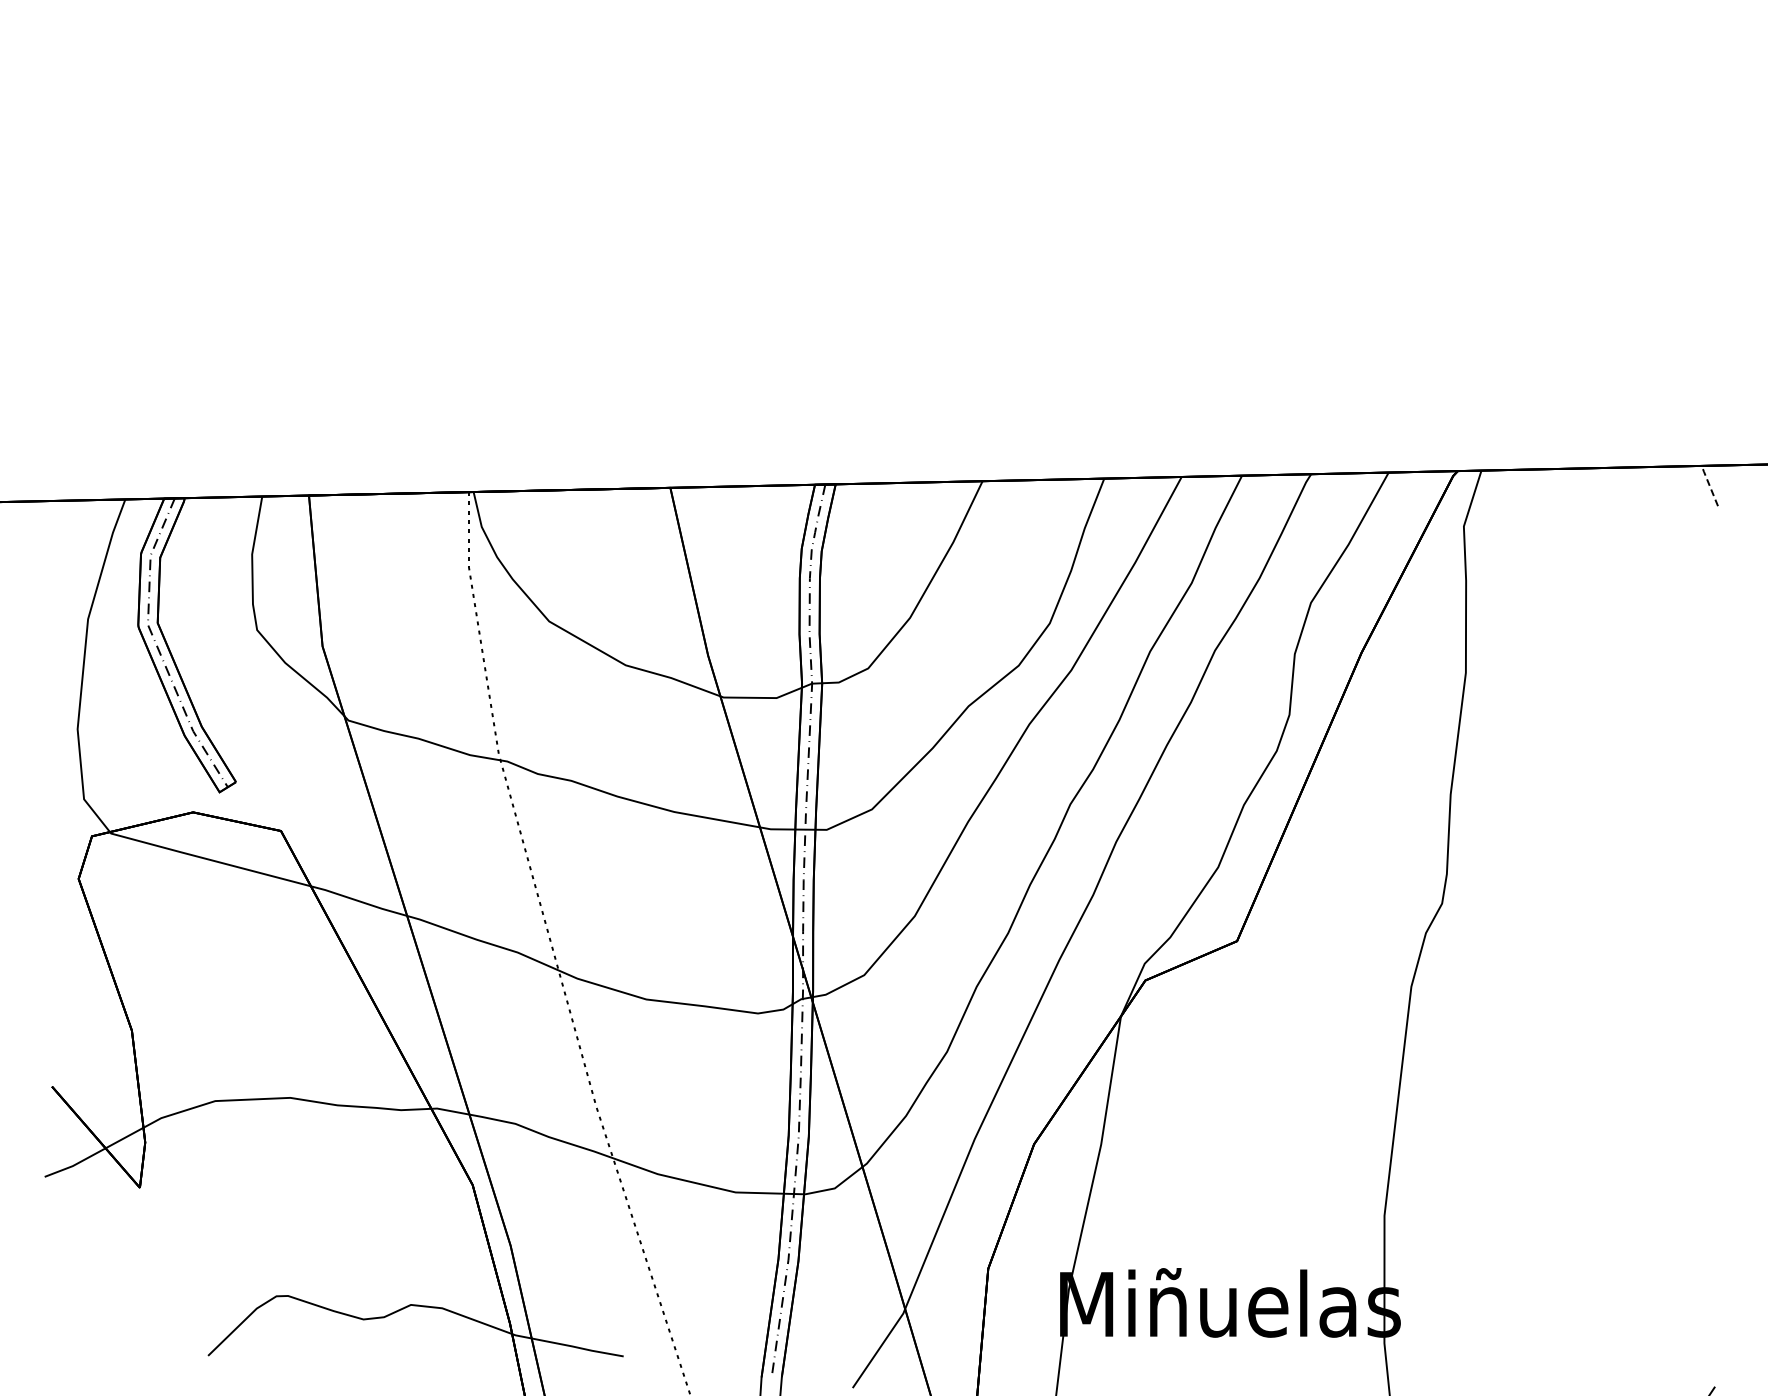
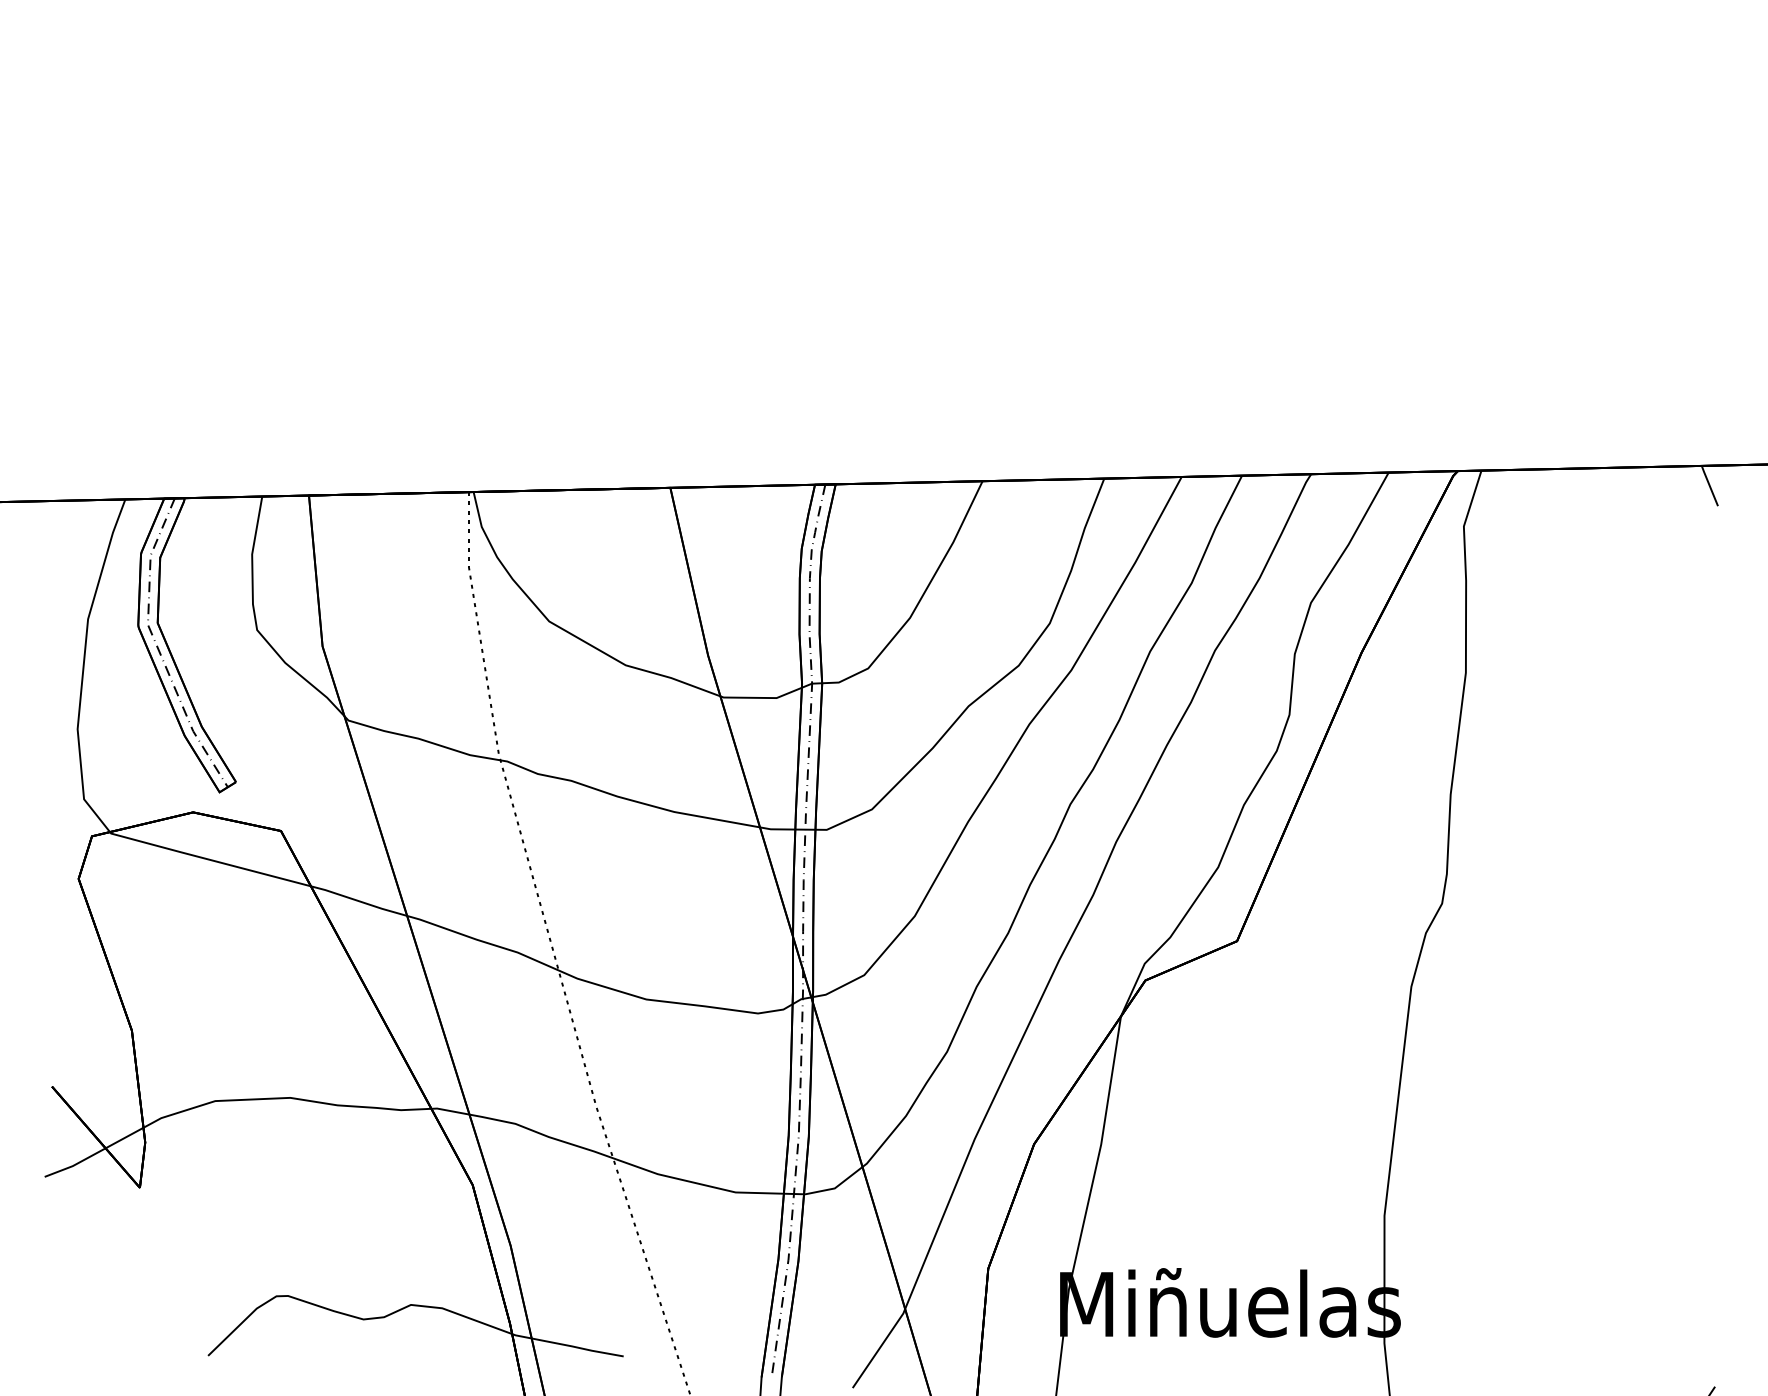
line: dashed -> solid (1709, 485)
